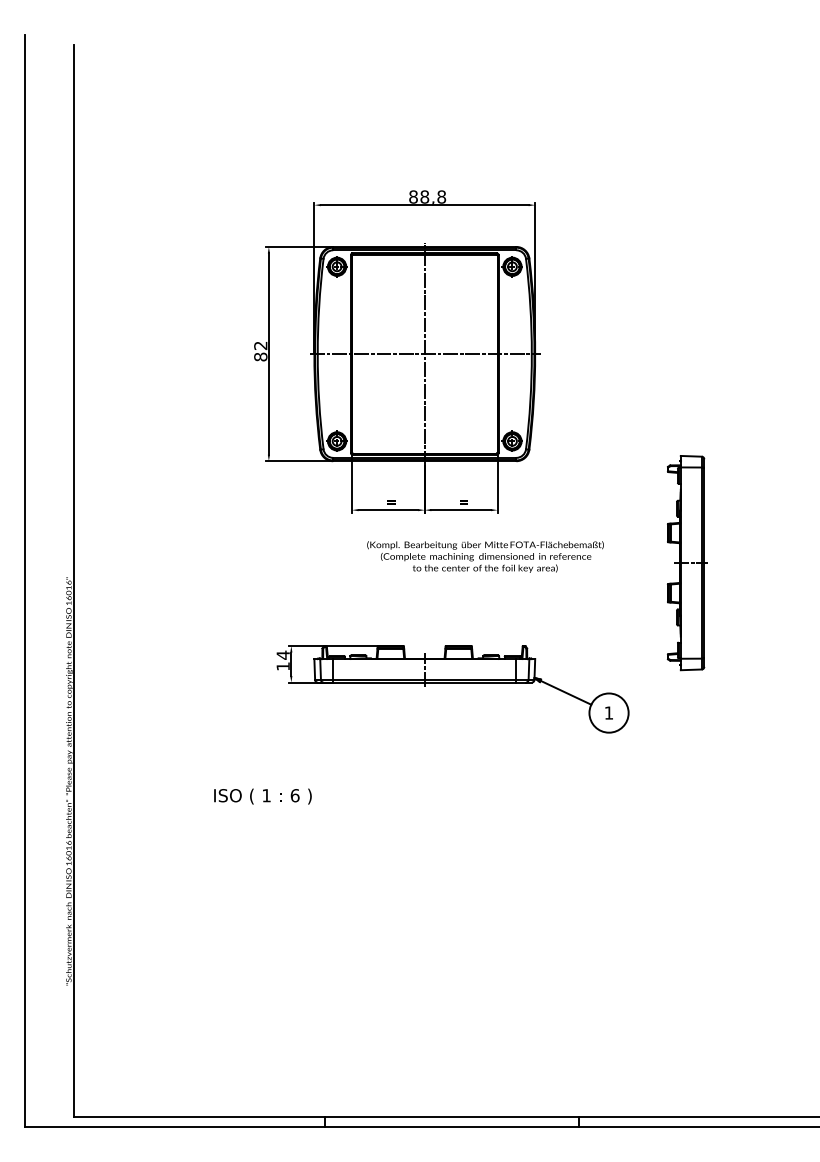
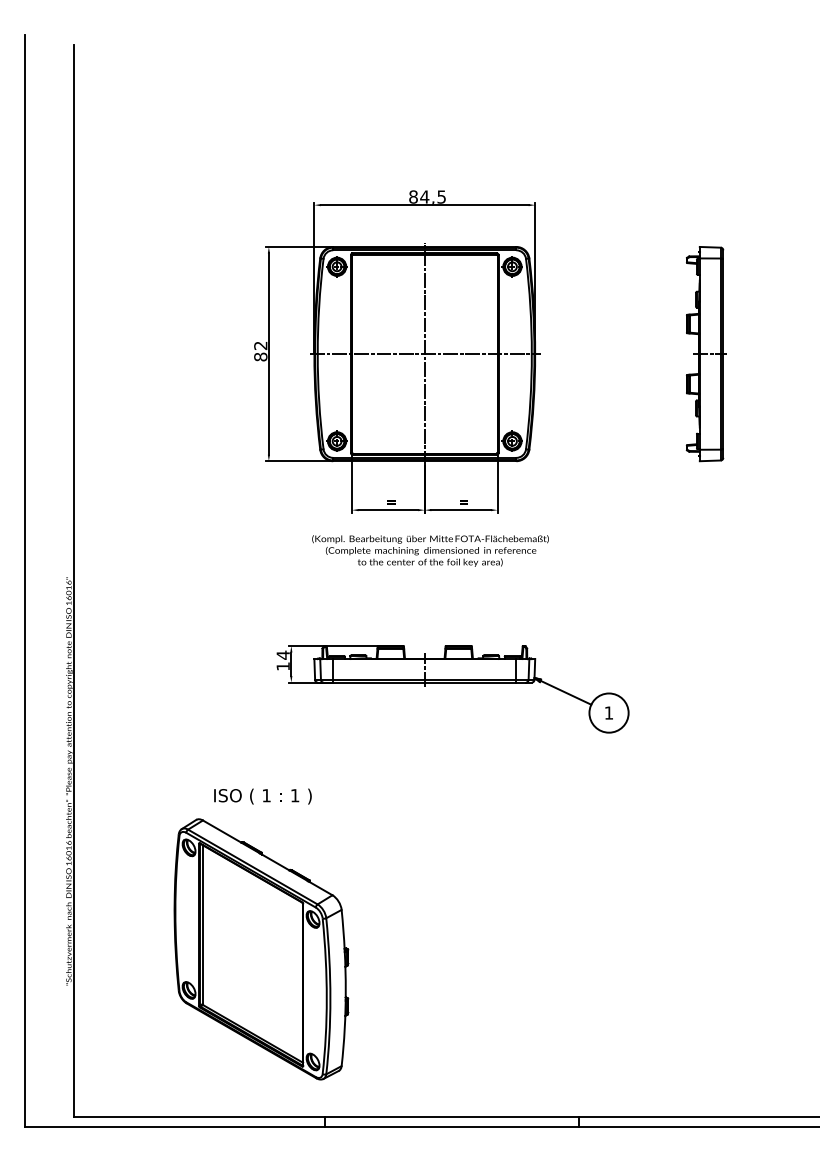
text: 88,8 -> 84,5 (433, 196)
text position: (485, 556) -> (430, 550) (430, 550)
part position: (686, 563) -> (705, 354) (705, 354)
text: 6 -> 1 (294, 795)
part: none -> present (261, 949)
